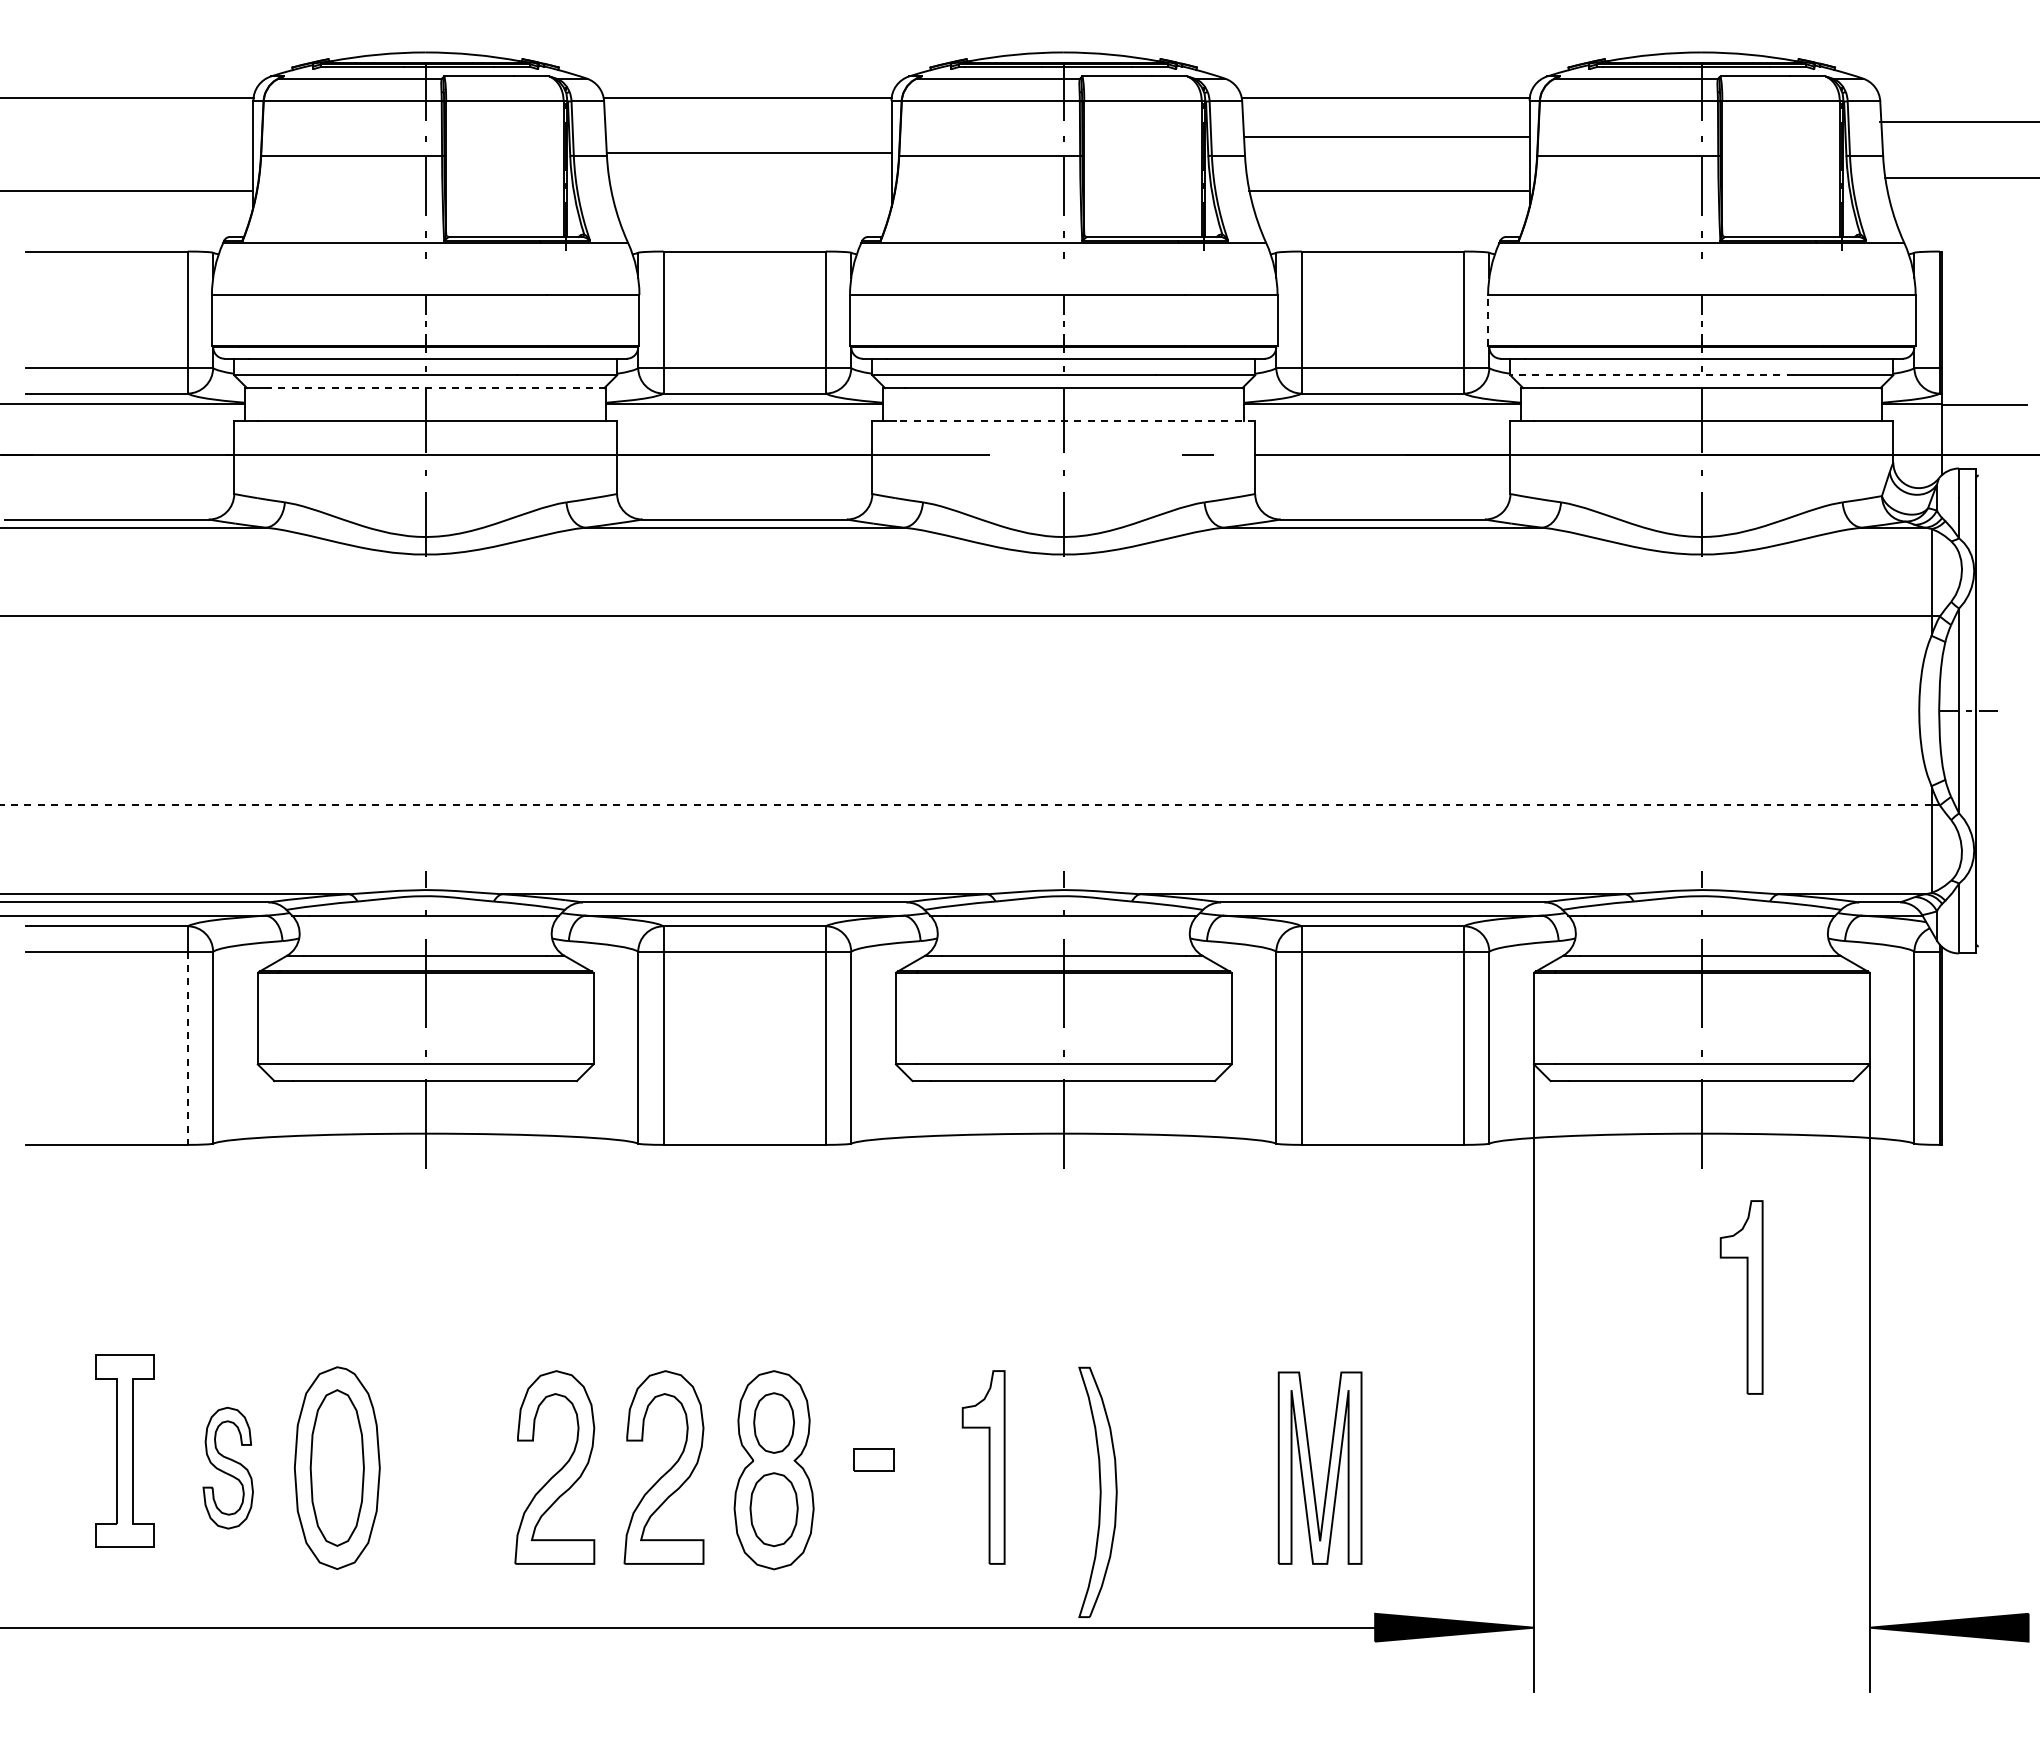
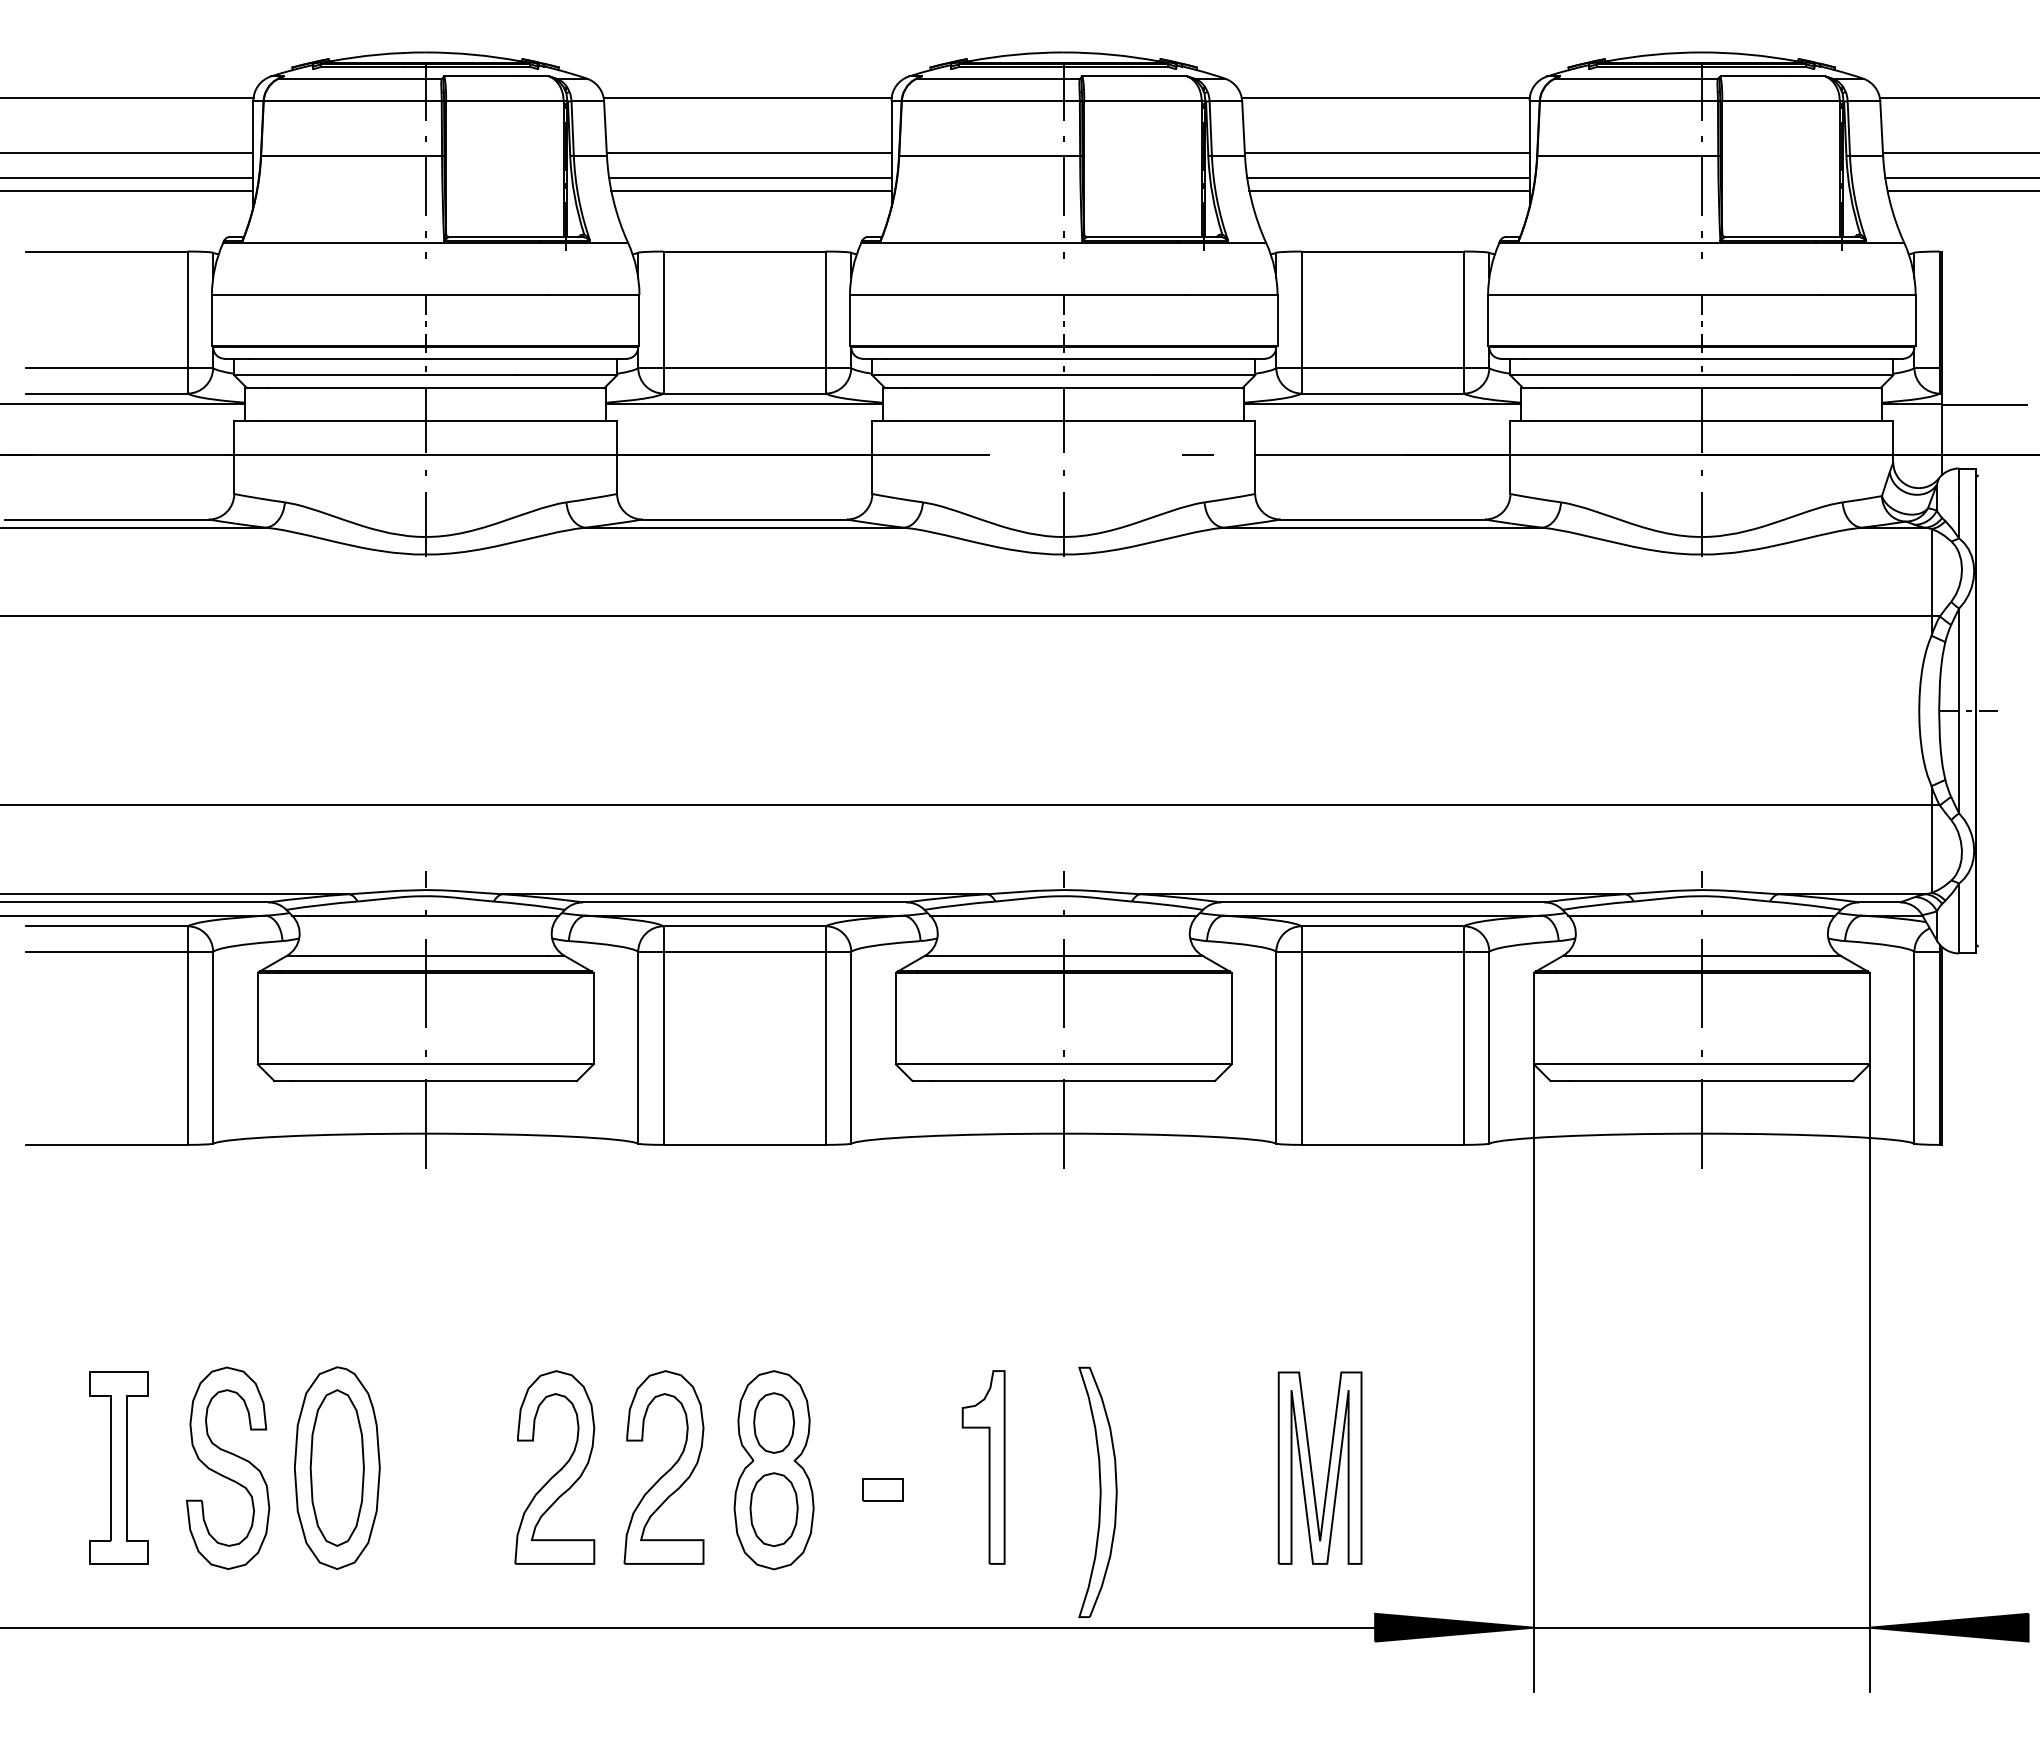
line position: (1957, 122) -> (1957, 98) (1957, 98)
line position: (1386, 136) -> (1386, 152) (1386, 152)
line: none -> present (127, 152)
line: none -> present (1959, 152)
line: none -> present (127, 178)
line: none -> present (750, 178)
line: none -> present (1388, 178)
line: none -> present (751, 190)
line: none -> present (1961, 190)
line: dashed -> solid (1488, 320)
line: dashed -> solid (1652, 375)
line: dashed -> solid (436, 388)
line: dashed -> solid (1075, 421)
line: dashed -> solid (965, 805)
line: dashed -> solid (187, 1048)
part: present -> none (1741, 1297)
part position: (124, 1450) -> (118, 1467) (118, 1467)
part position: (873, 1459) -> (882, 1489) (882, 1489)
part size: 52x124 px -> 85x204 px (228, 1467)
line: none -> present (1701, 1627)
